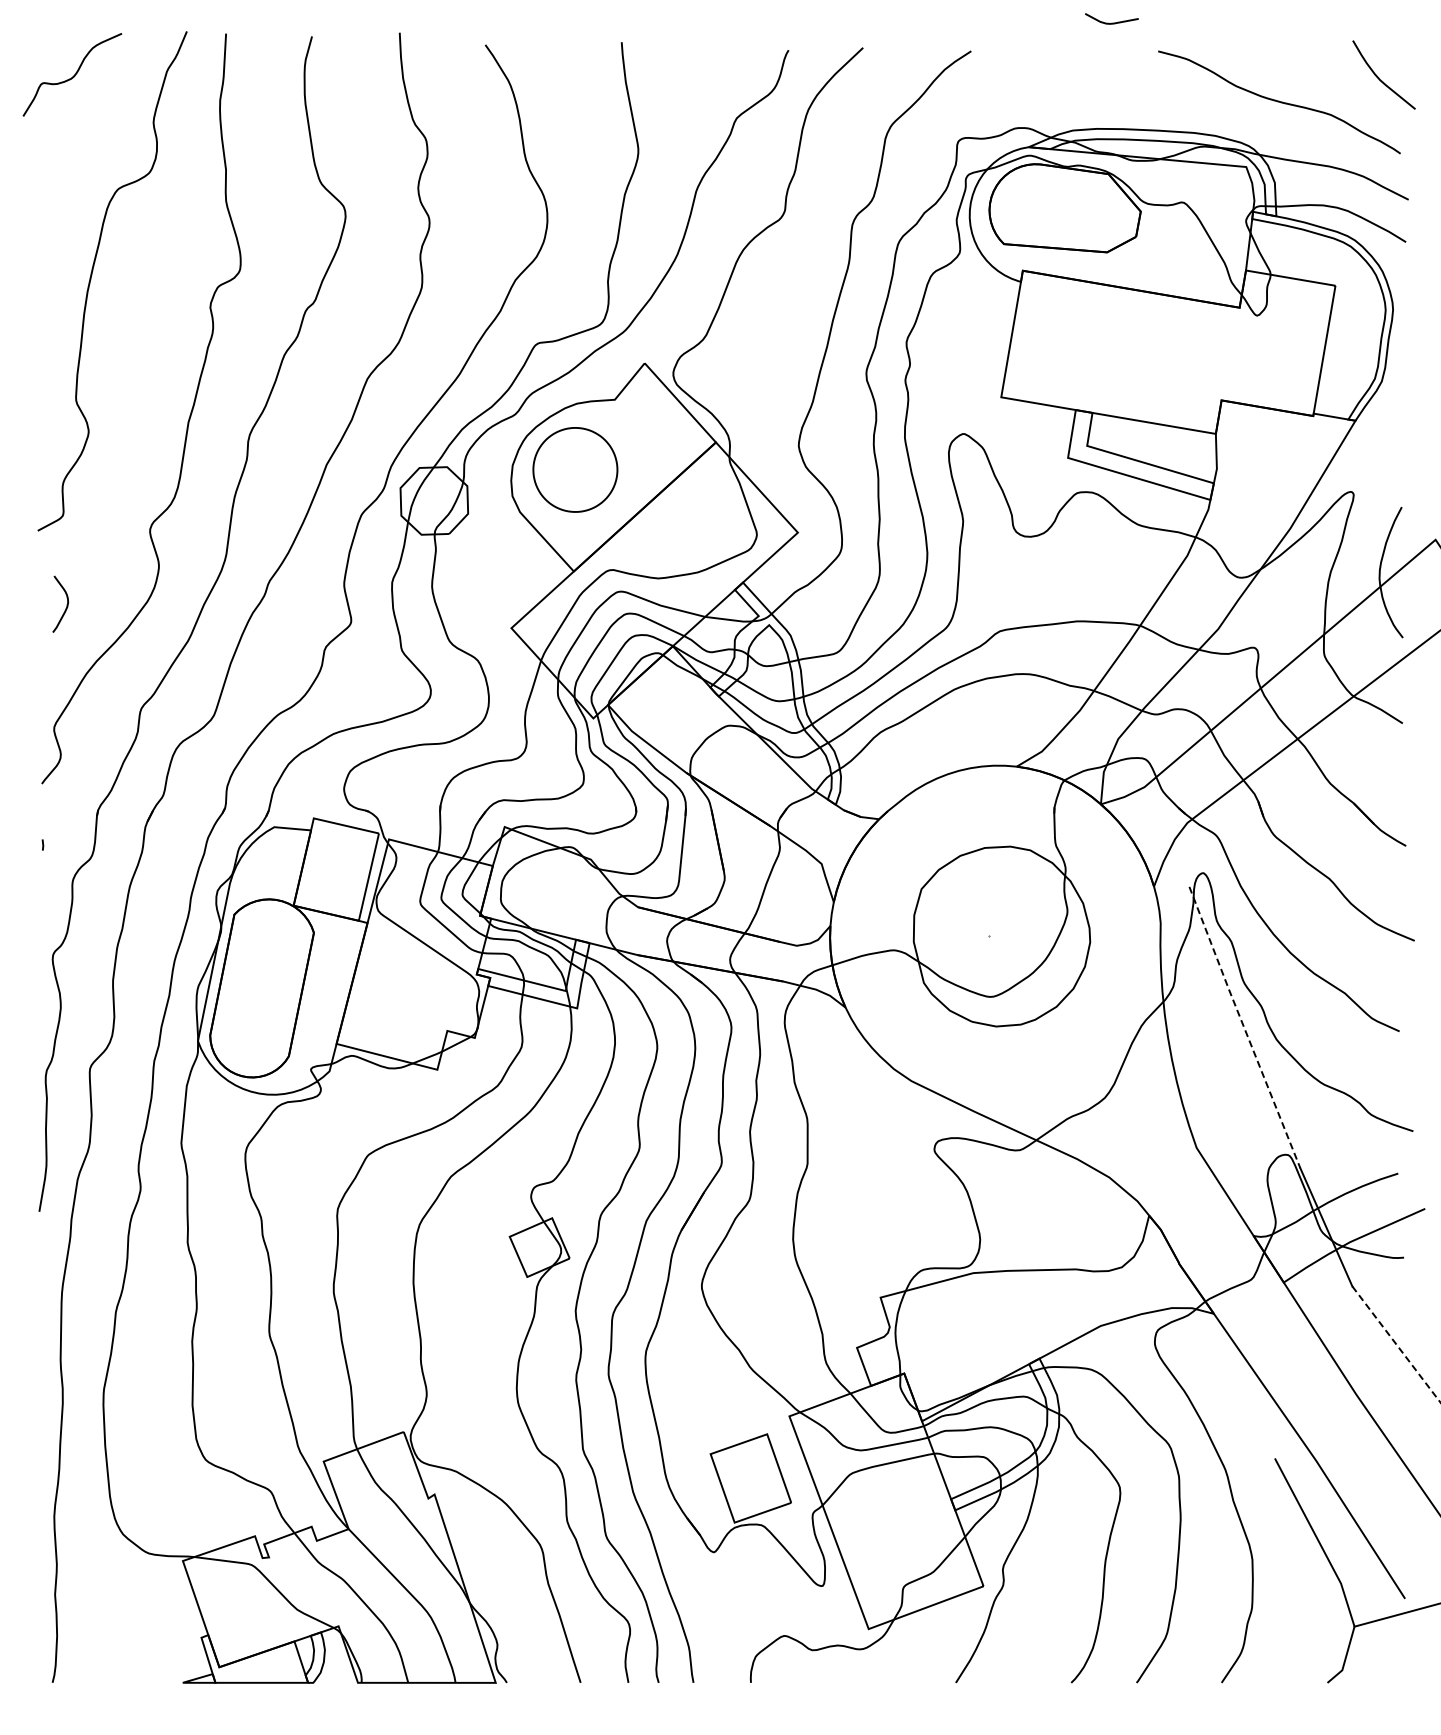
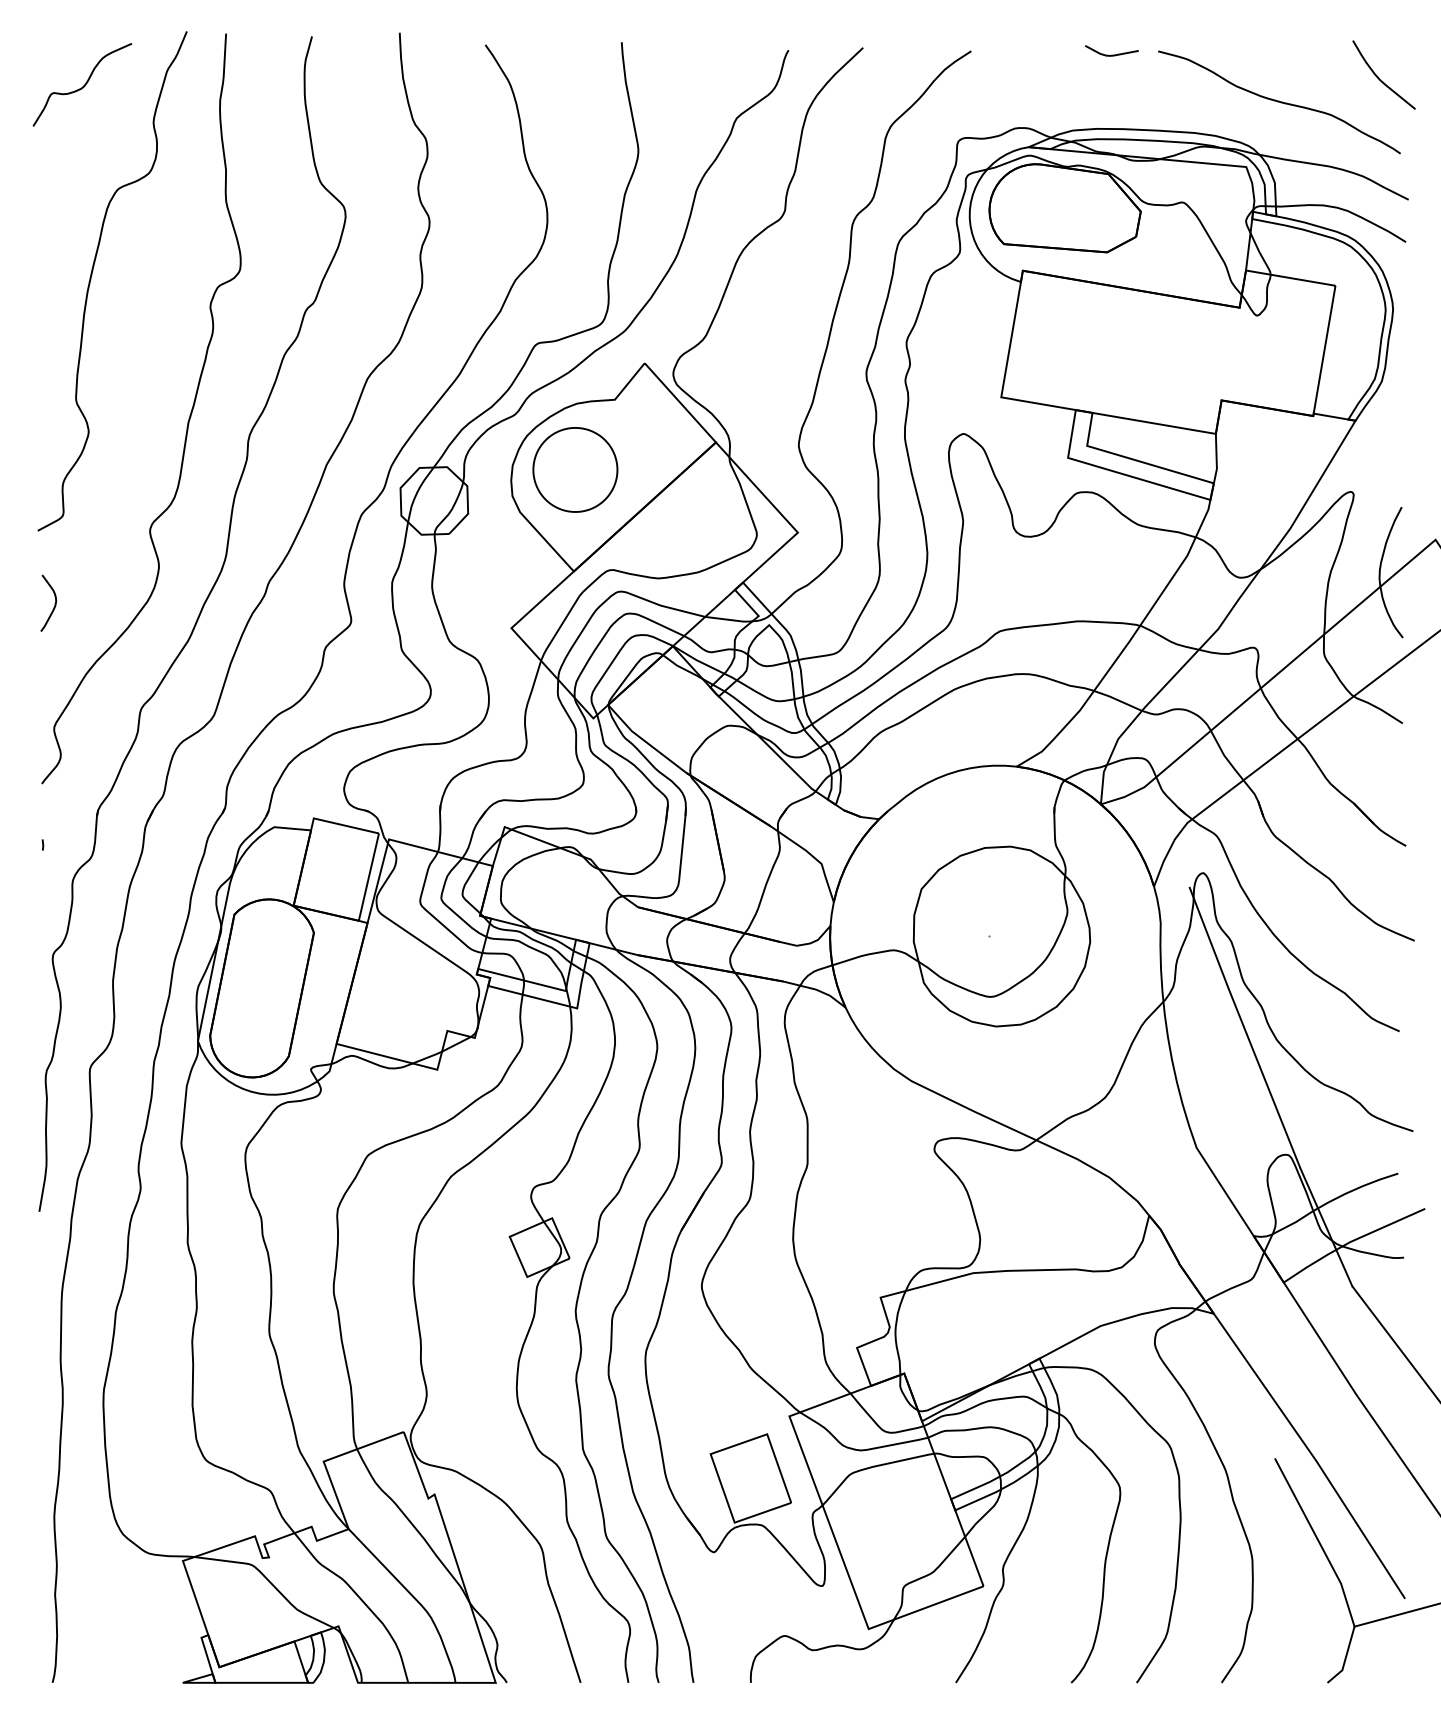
curve position: (1111, 22) -> (1111, 54) (1111, 54)
curve position: (73, 75) -> (83, 85) (83, 85)
curve position: (66, 604) -> (54, 603) (54, 603)
line: dashed -> solid (1244, 1027)
line: dashed -> solid (1396, 1345)
